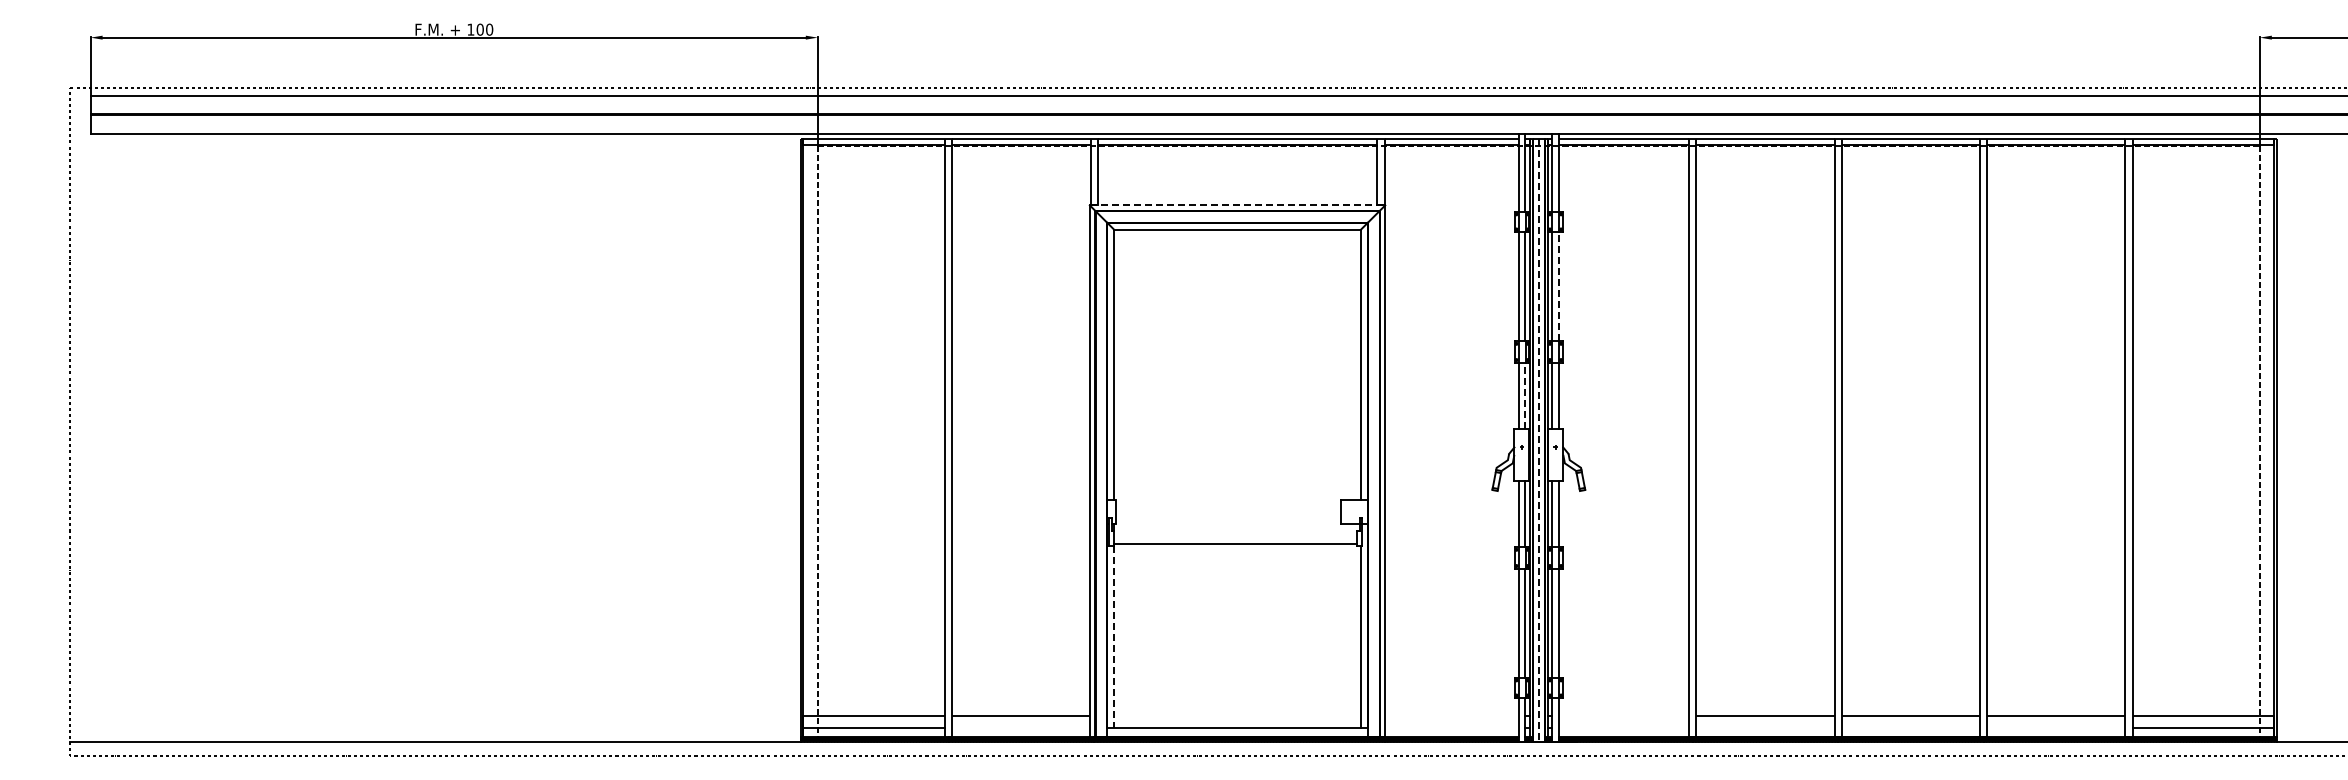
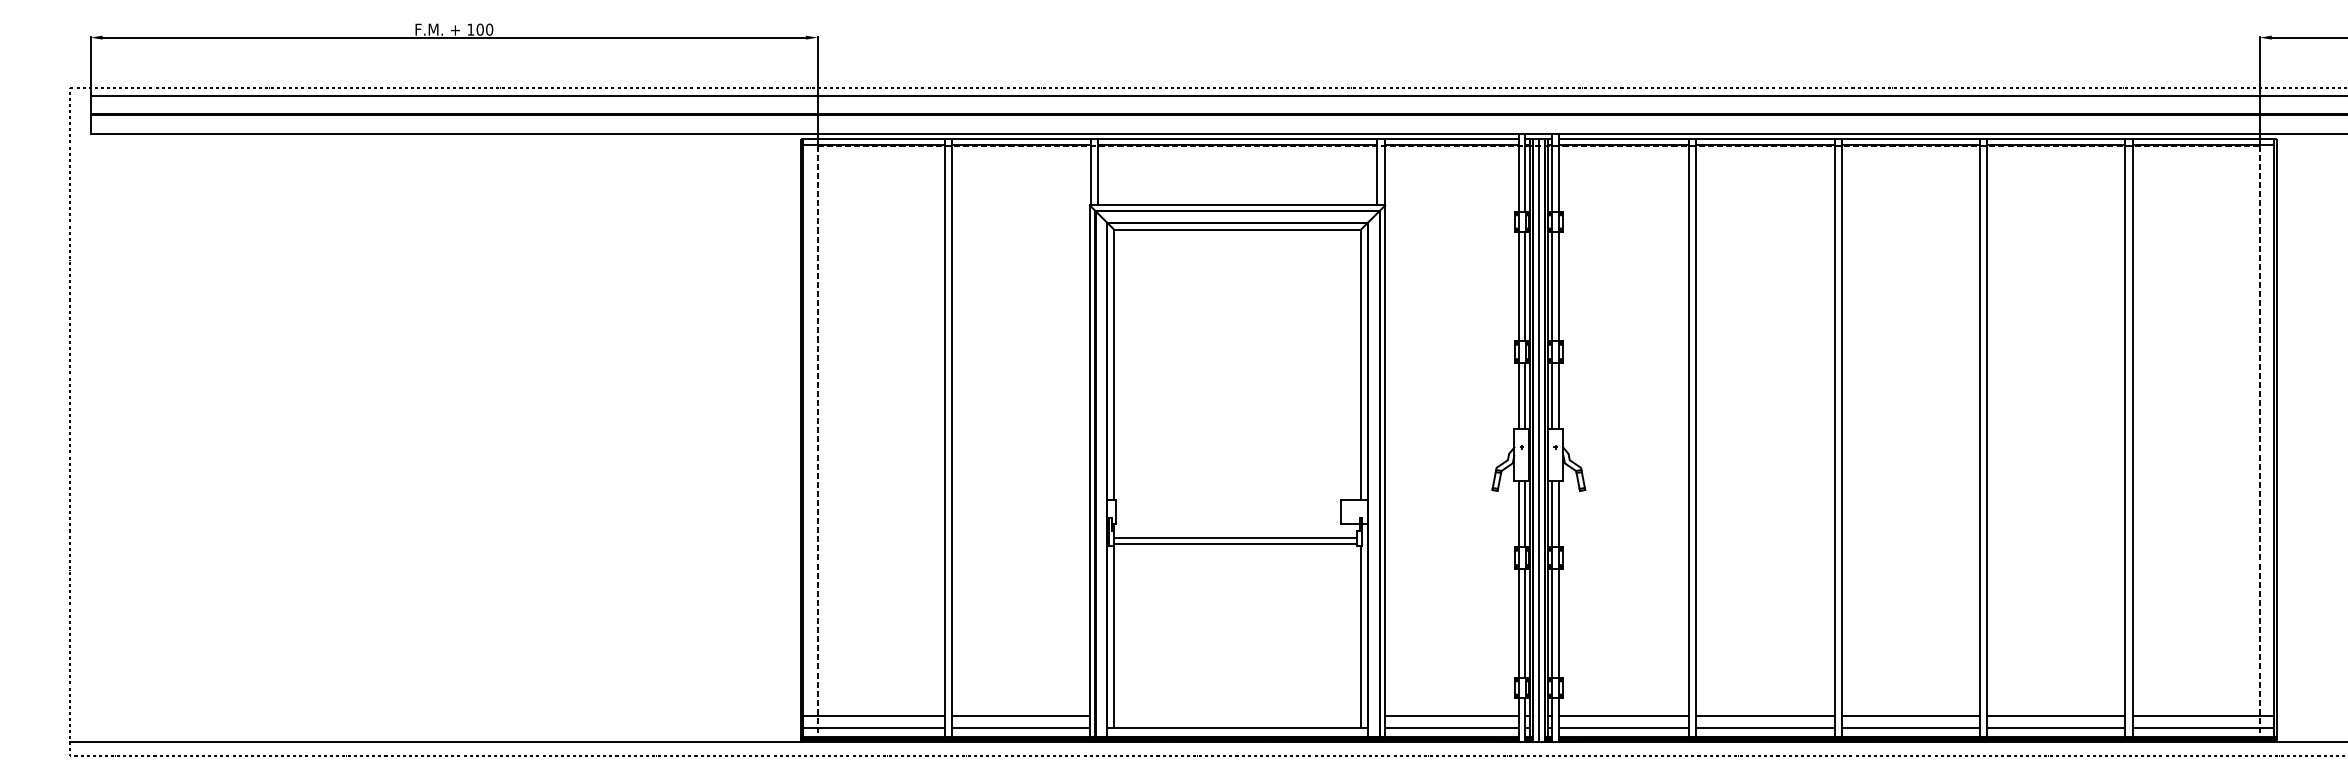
line: dashed -> solid (1237, 205)
line: dashed -> solid (1558, 286)
line: dashed -> solid (1525, 395)
line: dashed -> solid (1538, 440)
line: none -> present (1235, 537)
line: dashed -> solid (1114, 636)
line: none -> present (1451, 715)
line: none -> present (1623, 715)
line: none -> present (1021, 727)
line: none -> present (1451, 727)
line: none -> present (1623, 727)
line: none -> present (1765, 727)
line: none -> present (1910, 727)
line: none -> present (2056, 727)
